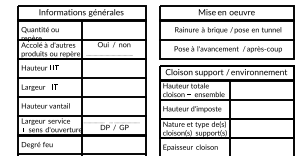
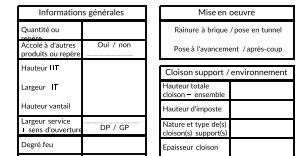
line: present -> none (226, 40)
line: present -> none (81, 78)
line: present -> none (81, 97)
